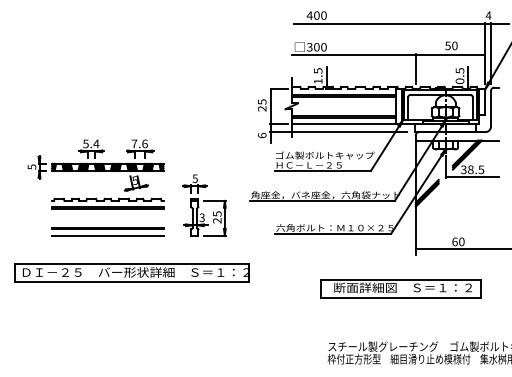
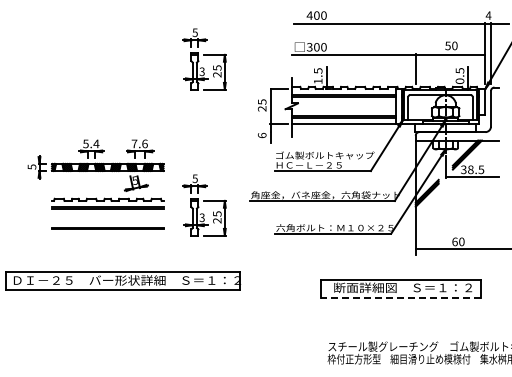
part: none -> present (204, 59)
line: present -> none (338, 132)
line: present -> none (107, 235)
part position: (132, 272) -> (123, 280) (123, 280)
line: solid -> dashed (400, 298)
